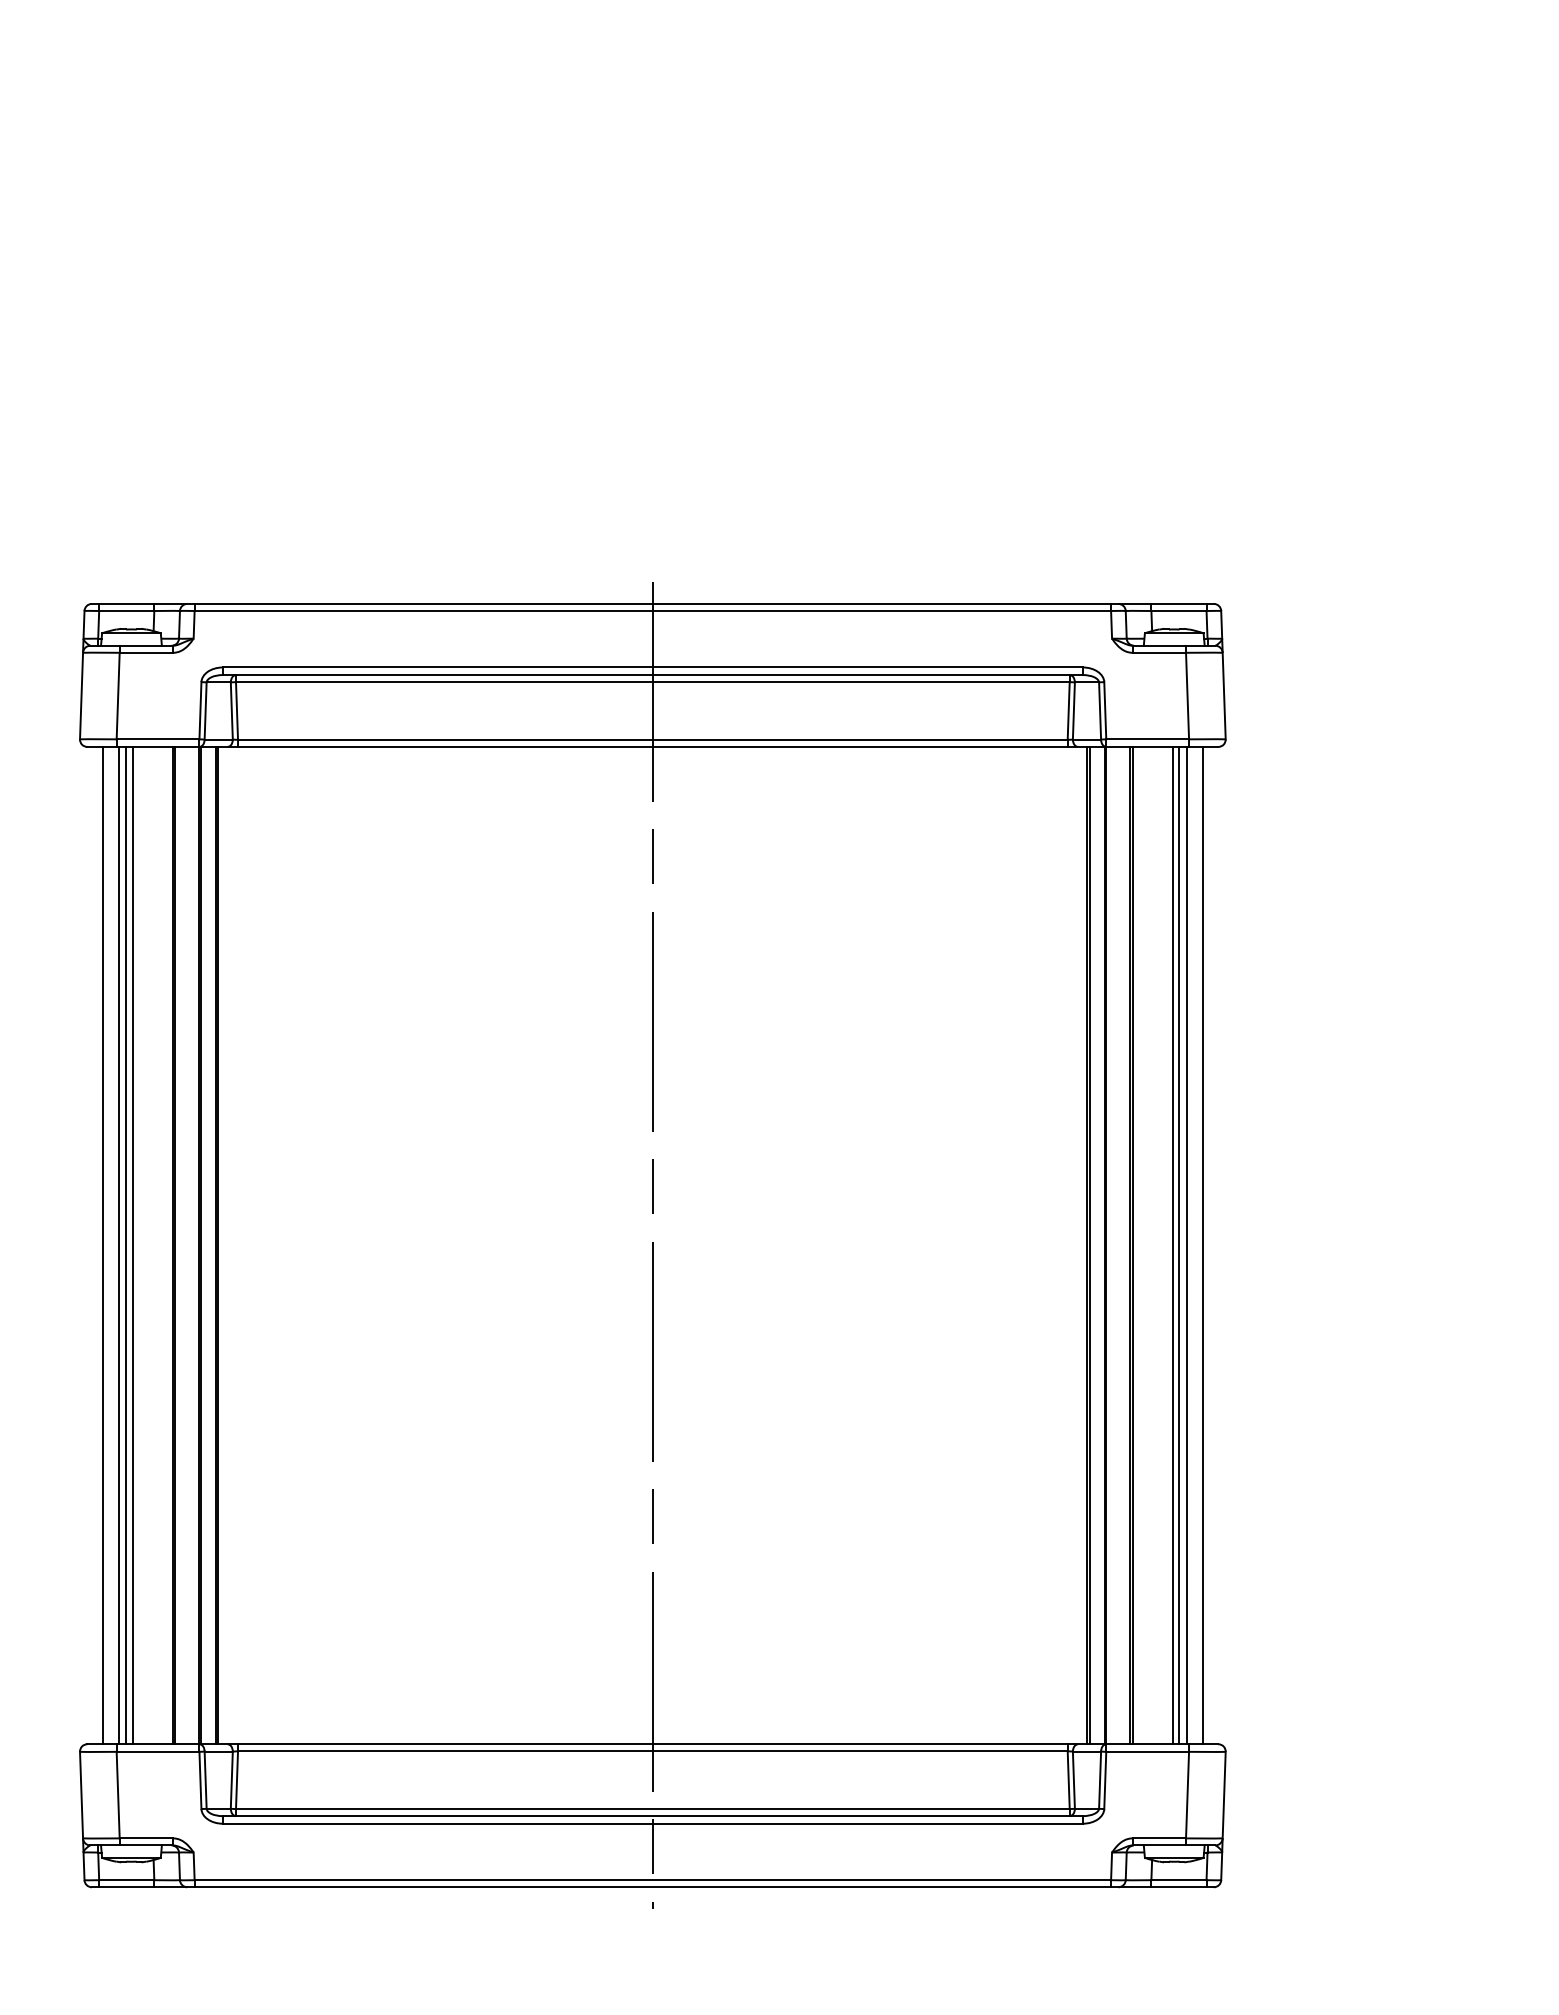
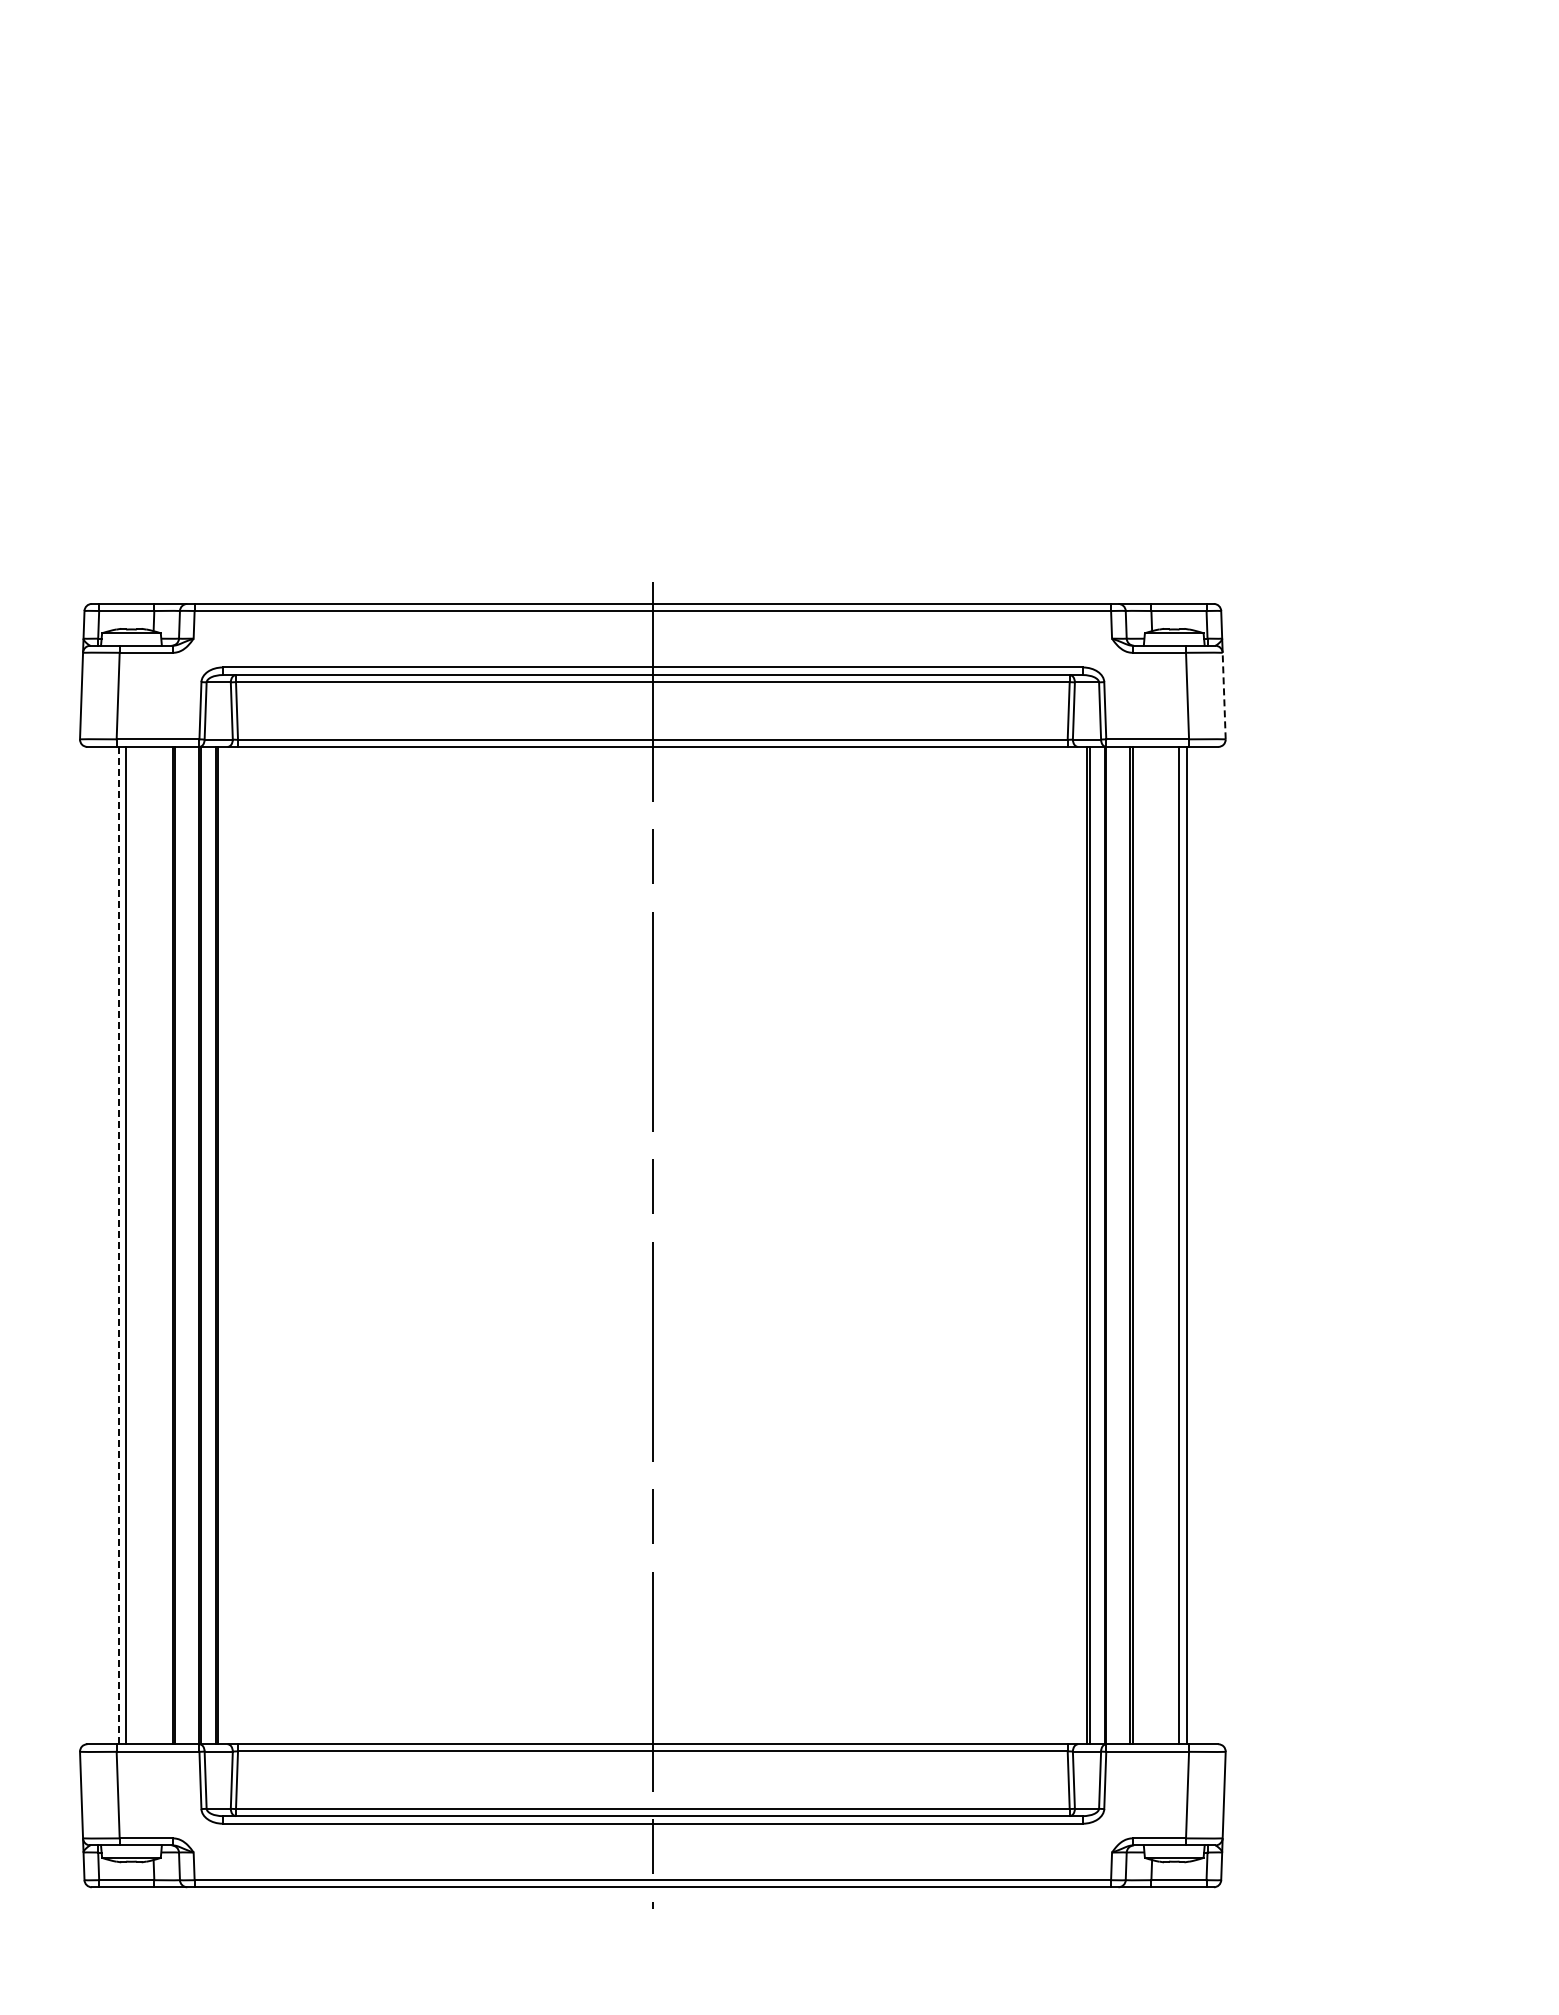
line: solid -> dashed (1224, 695)
line: present -> none (102, 1245)
line: solid -> dashed (119, 1245)
line: present -> none (133, 1245)
line: present -> none (1172, 1245)
line: present -> none (1202, 1245)
